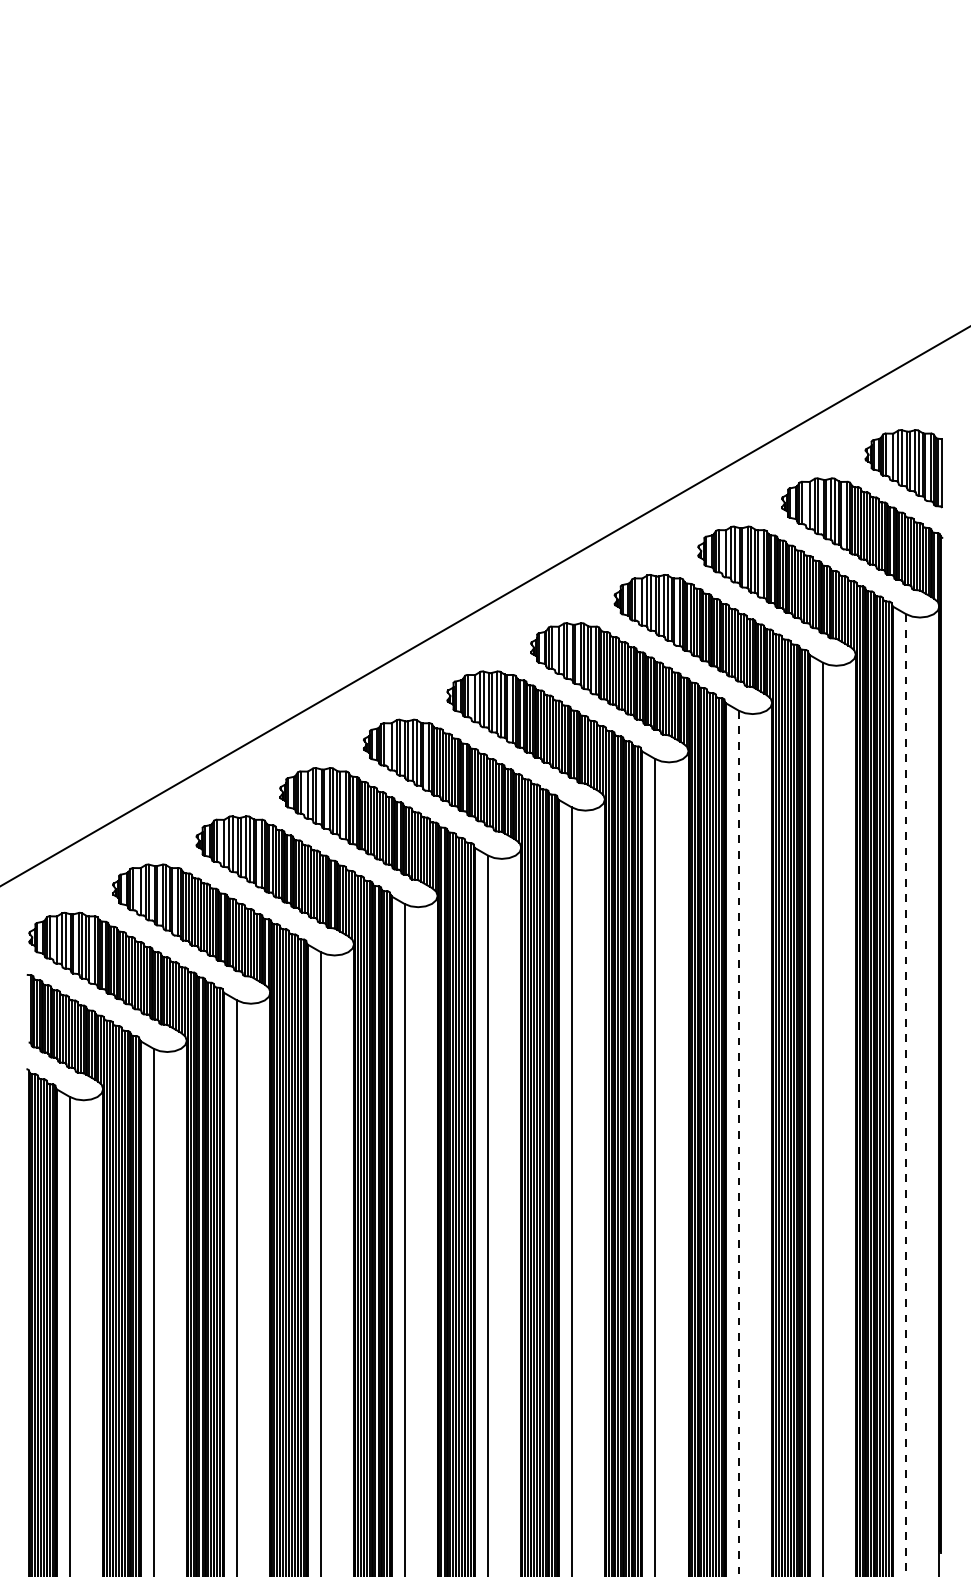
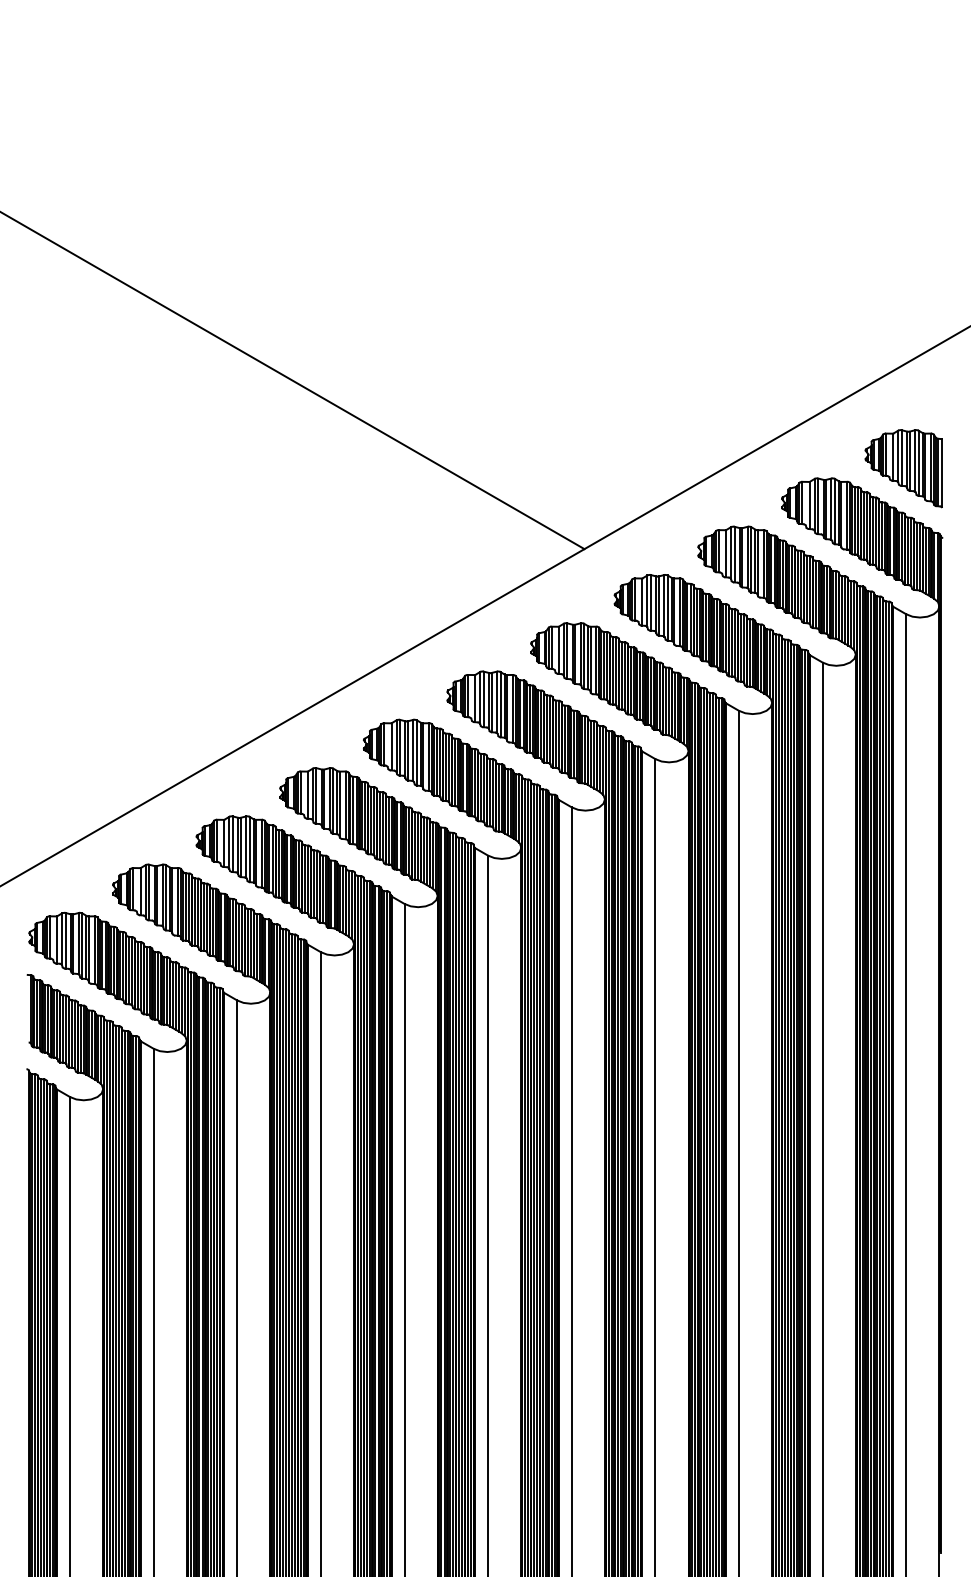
line: none -> present (293, 381)
line: dashed -> solid (906, 1096)
line: dashed -> solid (739, 1143)
